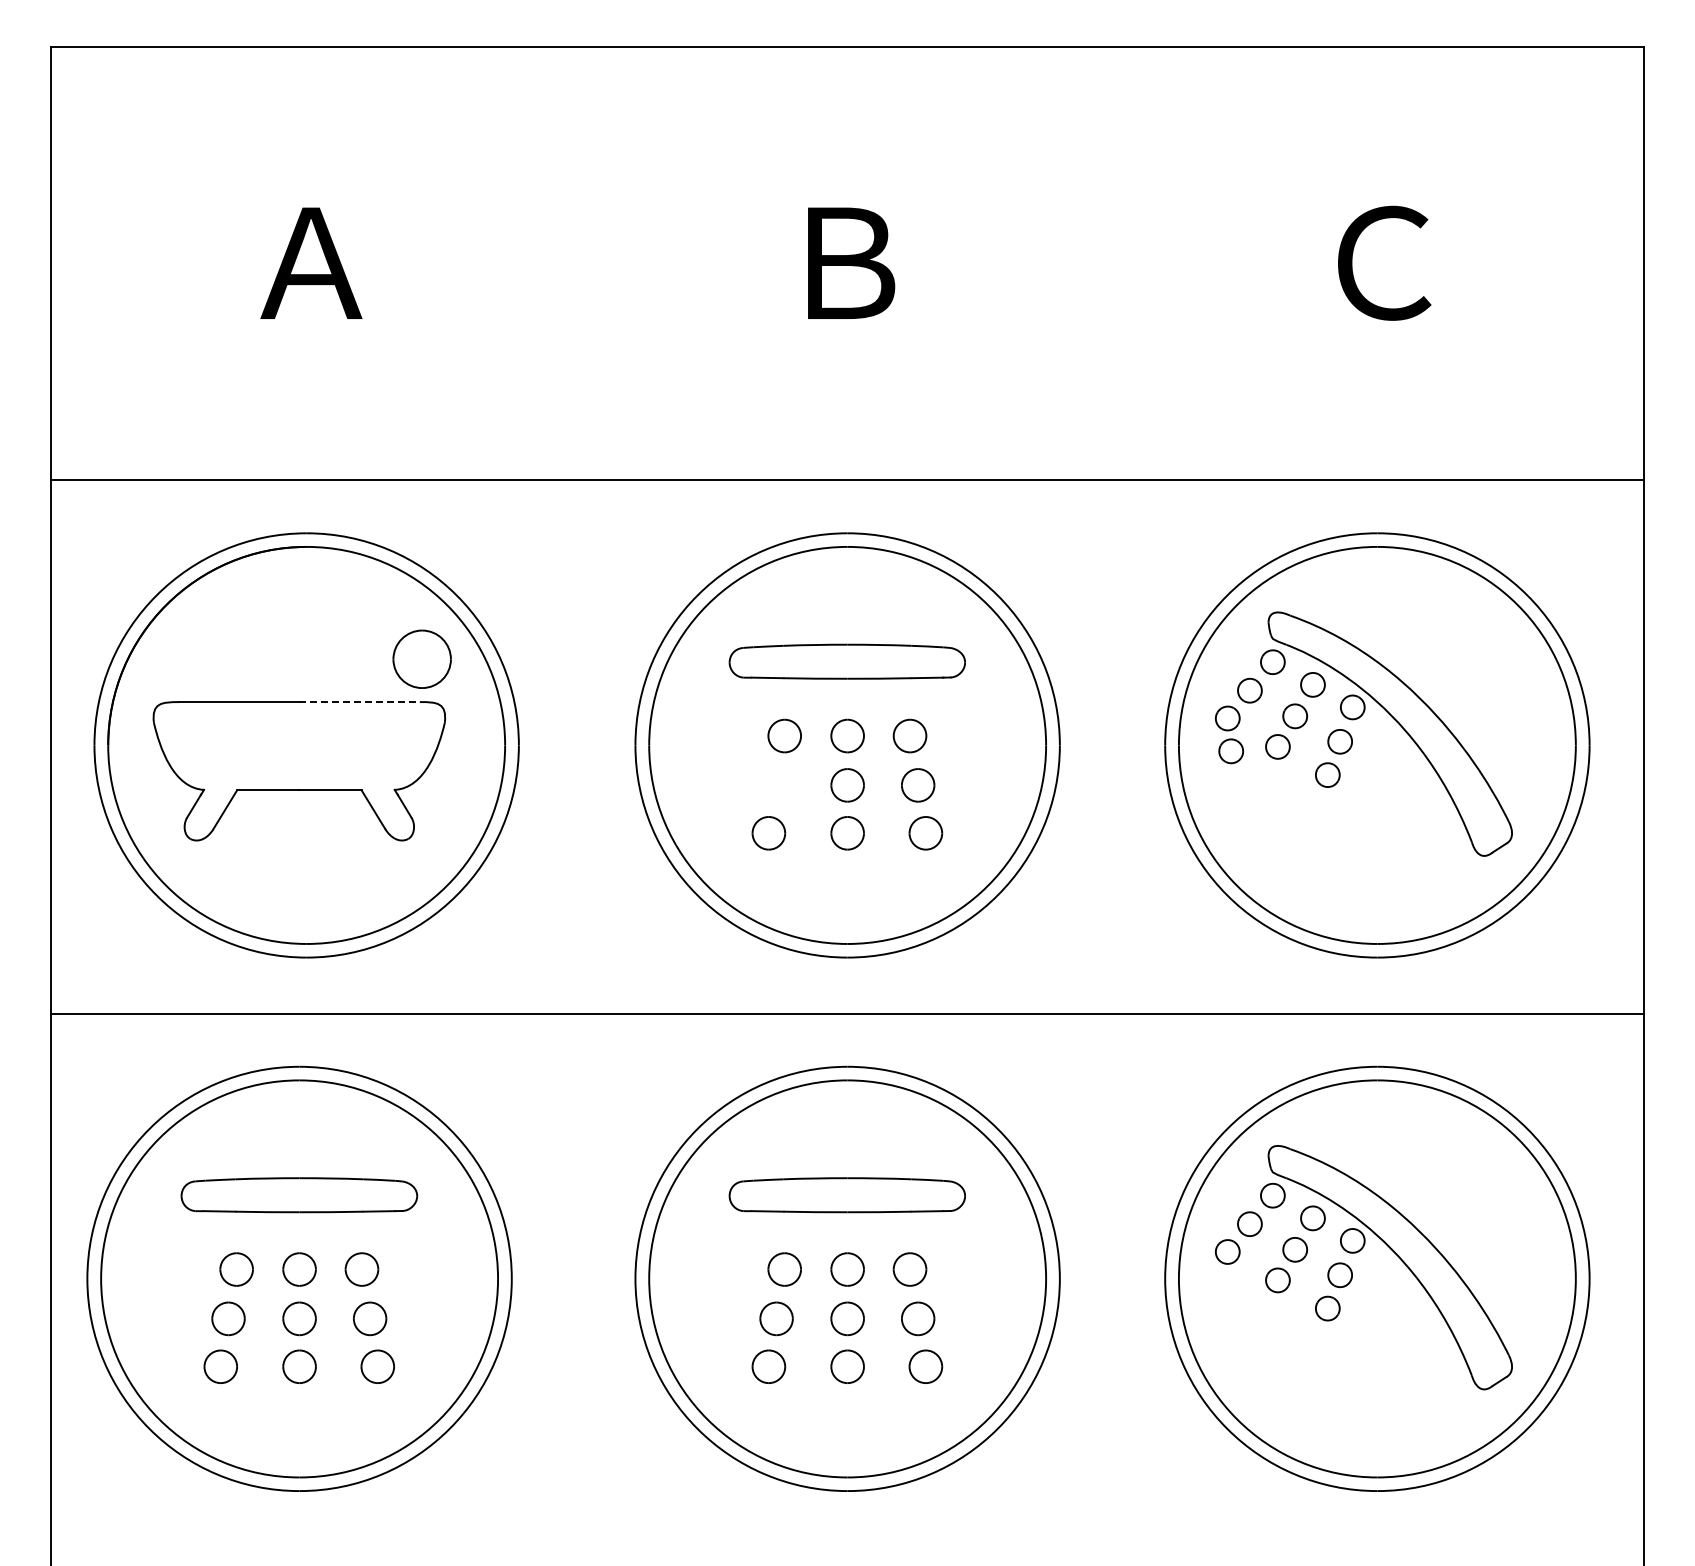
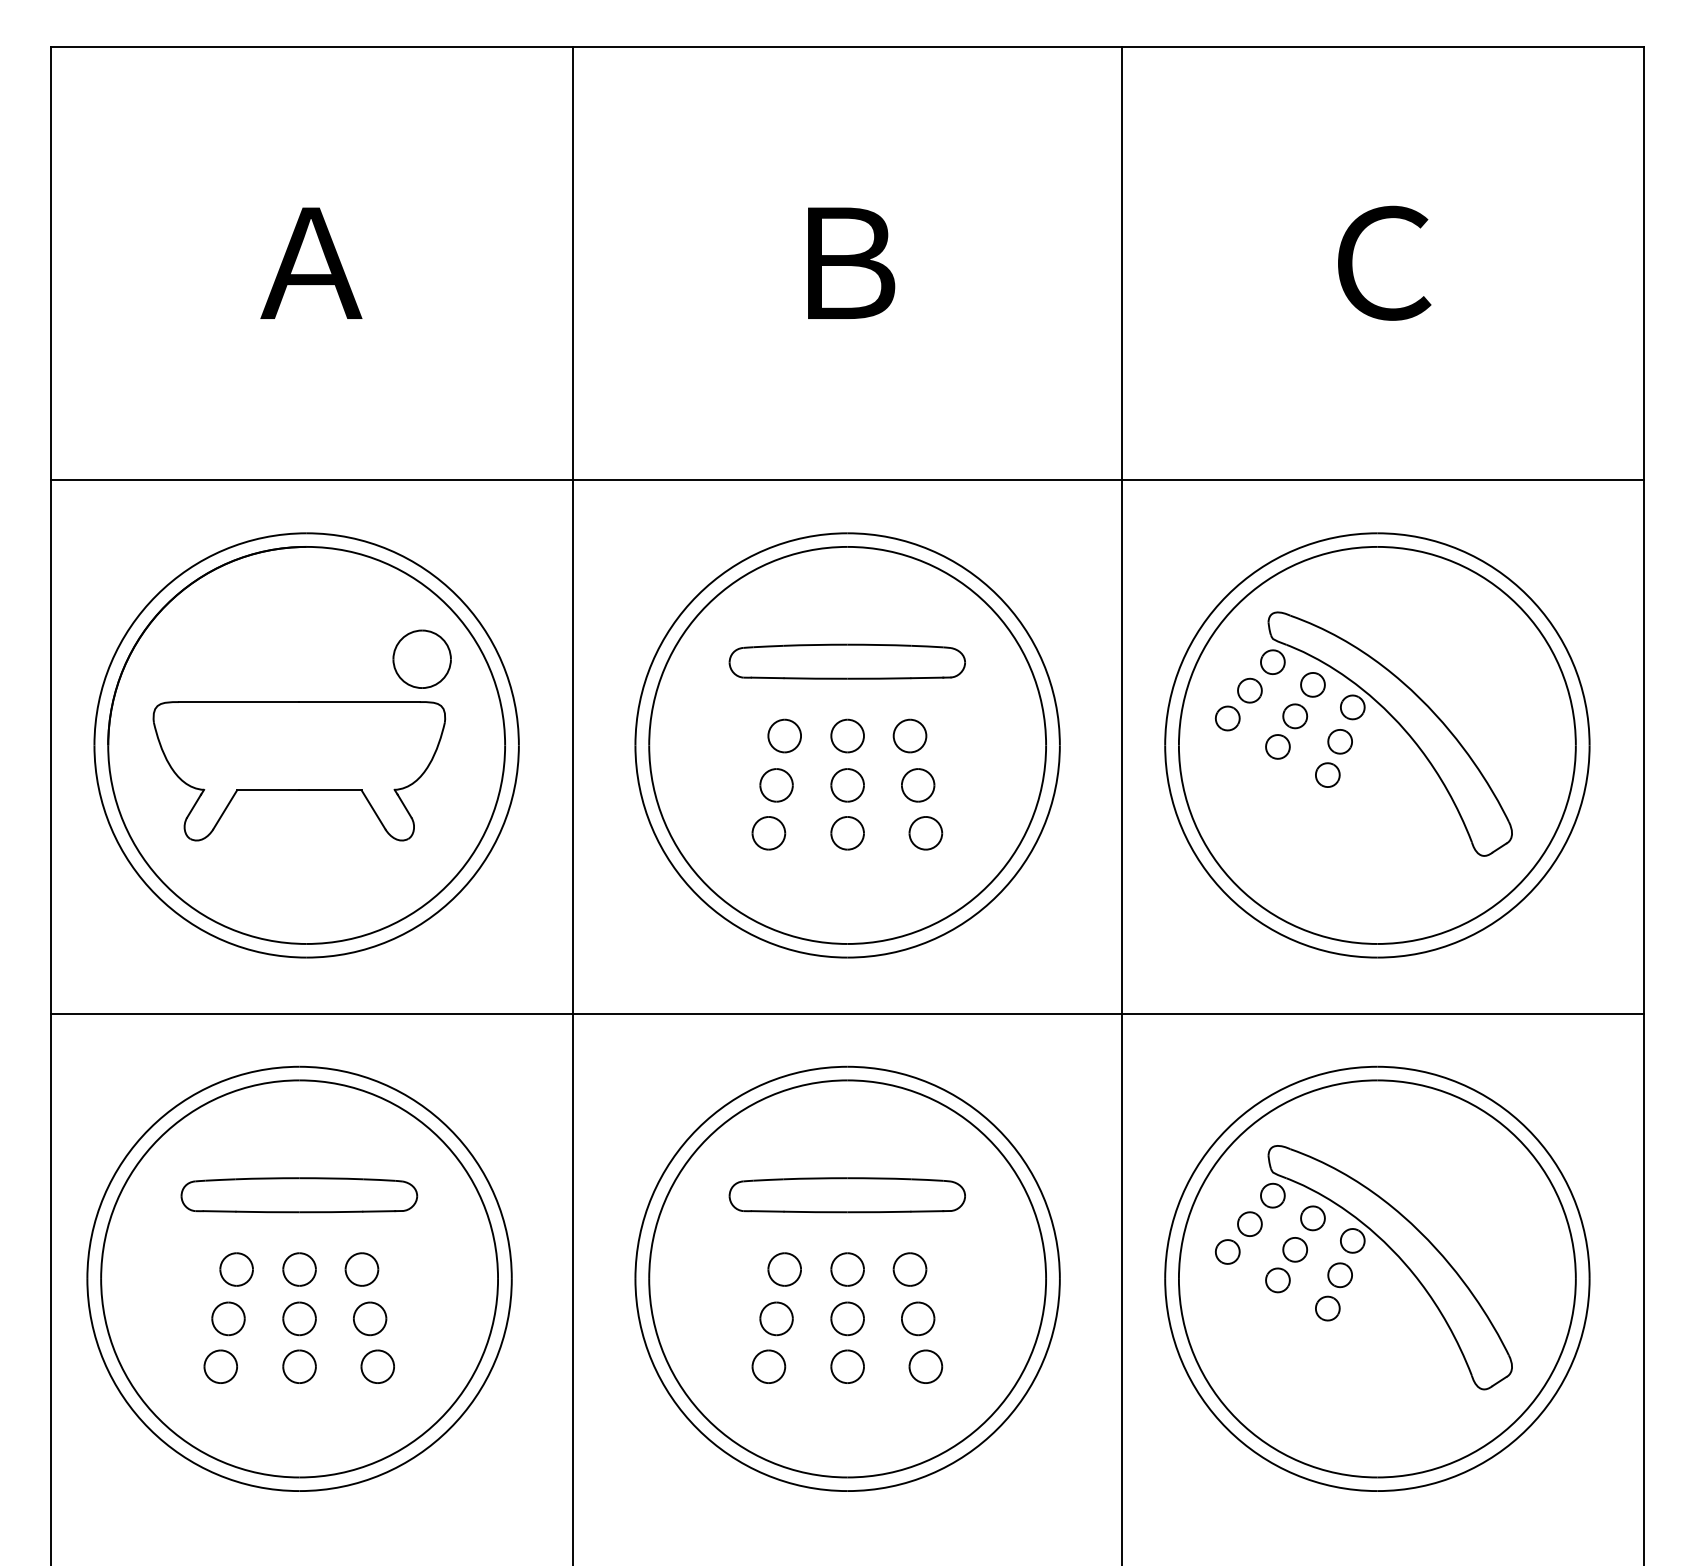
line: dashed -> solid (359, 702)
part: present -> none (1231, 751)
part: none -> present (776, 785)
line: none -> present (573, 804)
line: none -> present (1121, 804)
